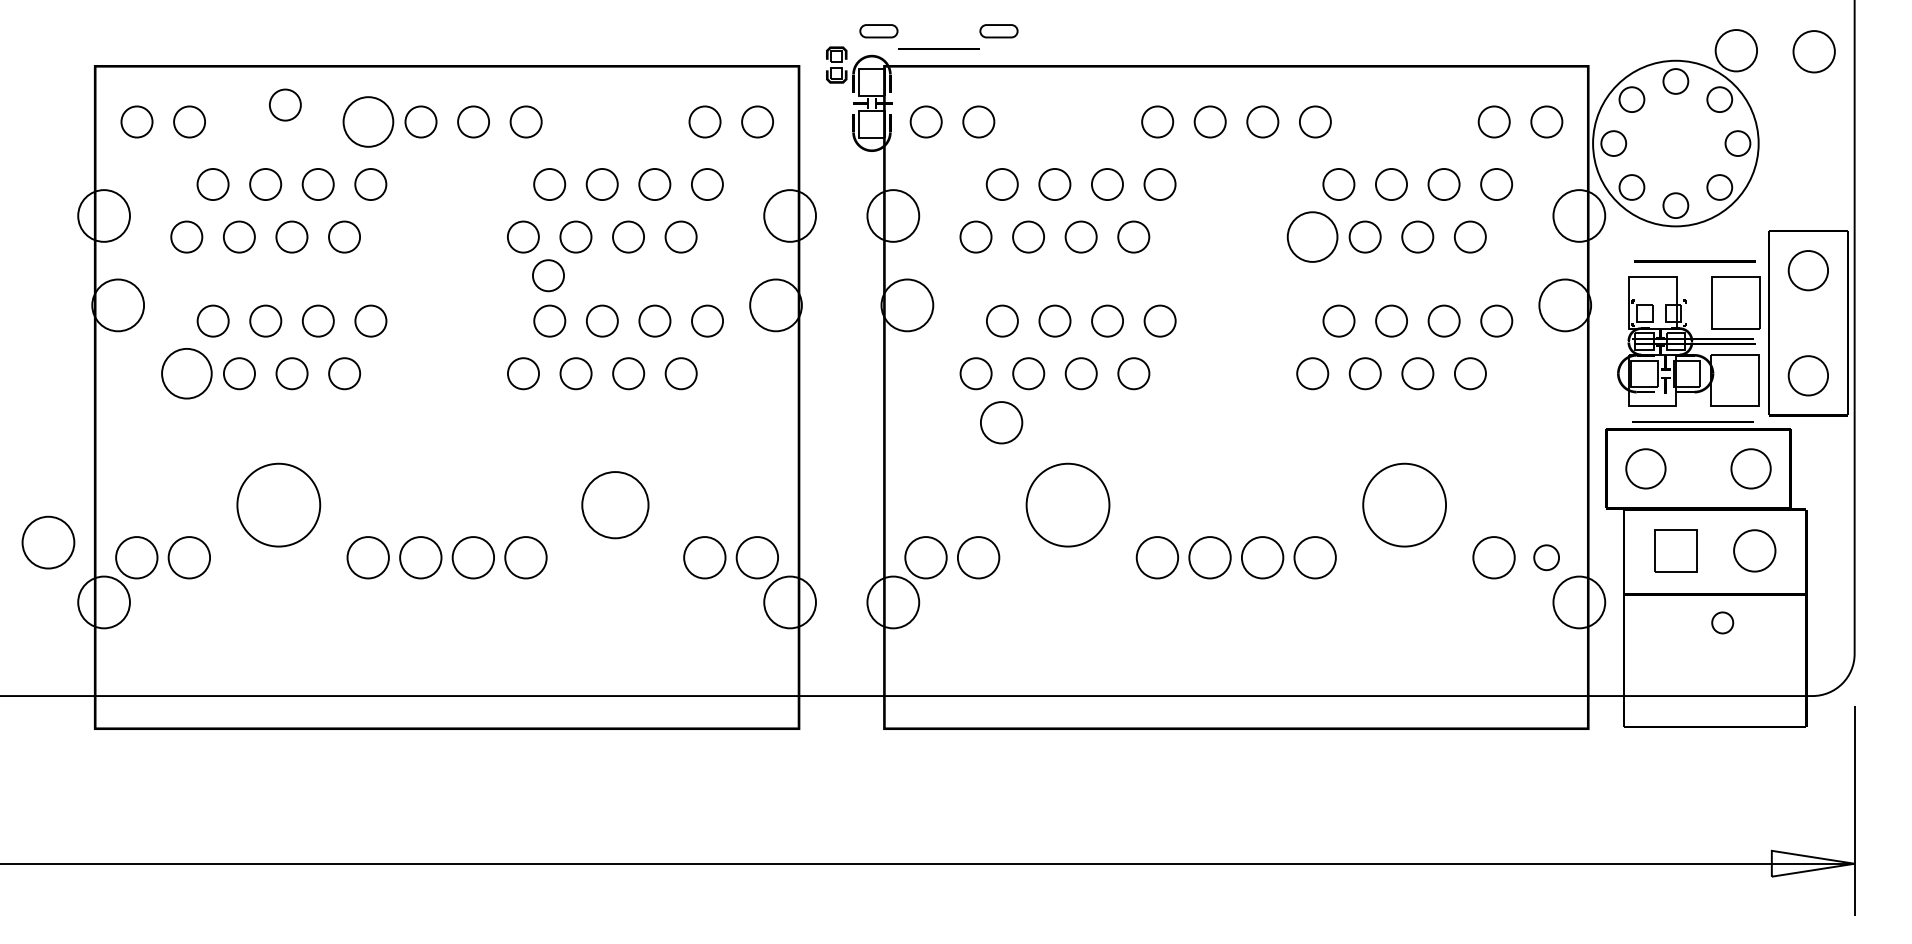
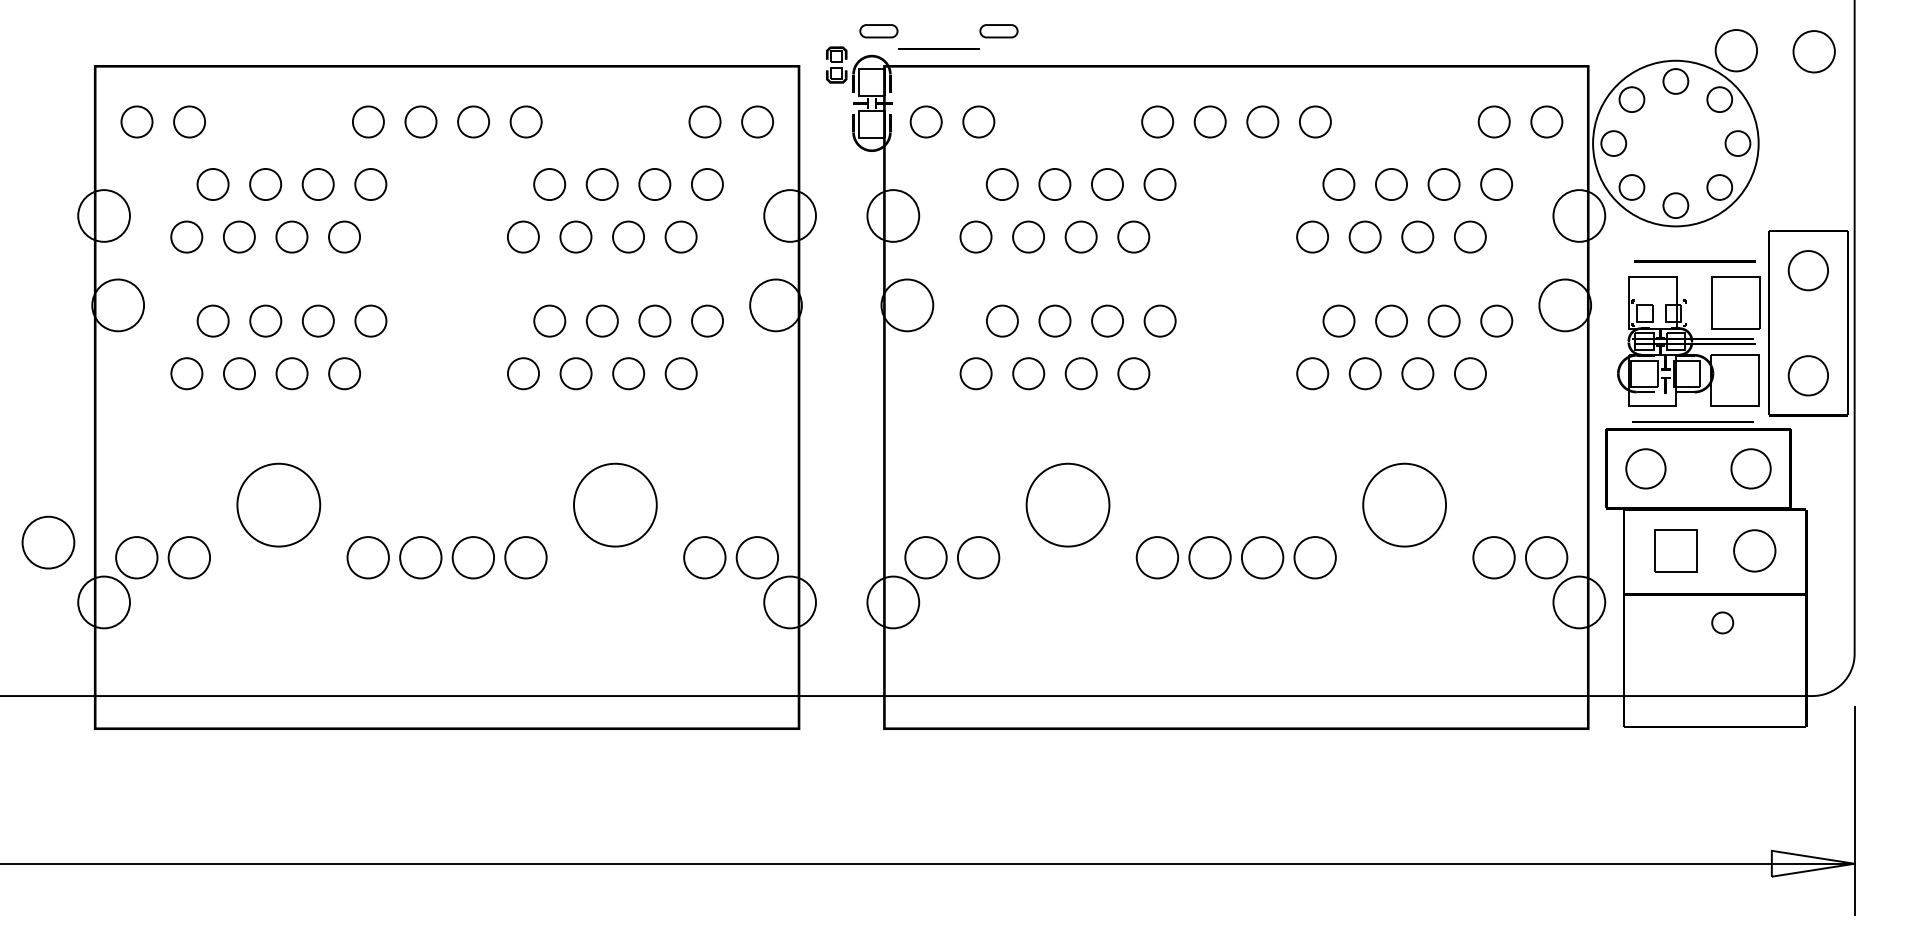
circle: present -> none (285, 104)
circle diameter: 50 px -> 31 px (367, 121)
circle diameter: 50 px -> 31 px (1312, 236)
circle: present -> none (548, 275)
circle diameter: 50 px -> 31 px (186, 373)
circle: present -> none (1001, 422)
circle diameter: 66 px -> 83 px (615, 504)
circle diameter: 25 px -> 41 px (1546, 557)
